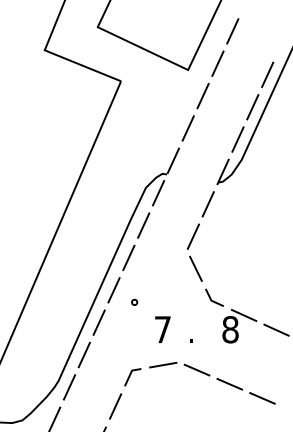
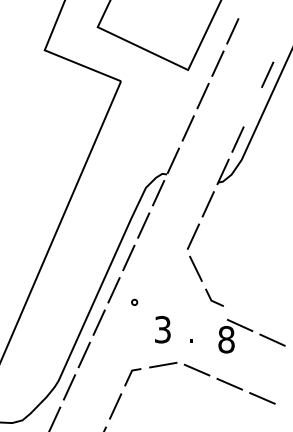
line: present -> none (252, 107)
part position: (255, 325) -> (251, 335) (251, 335)
text: 7 -> 3 (162, 329)
